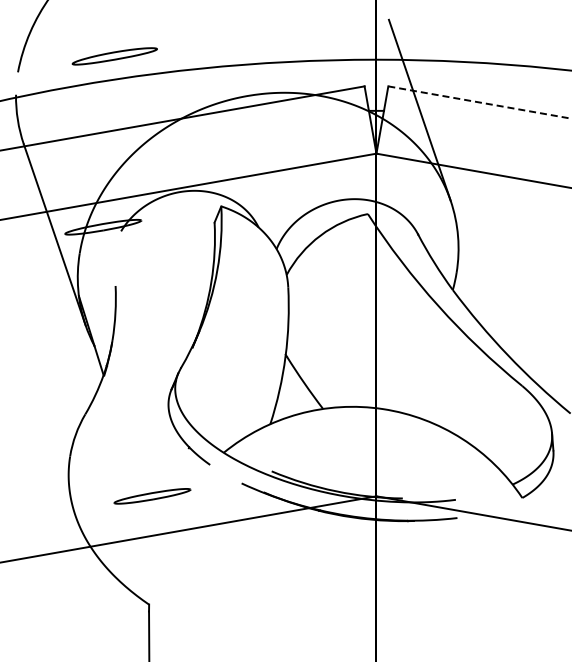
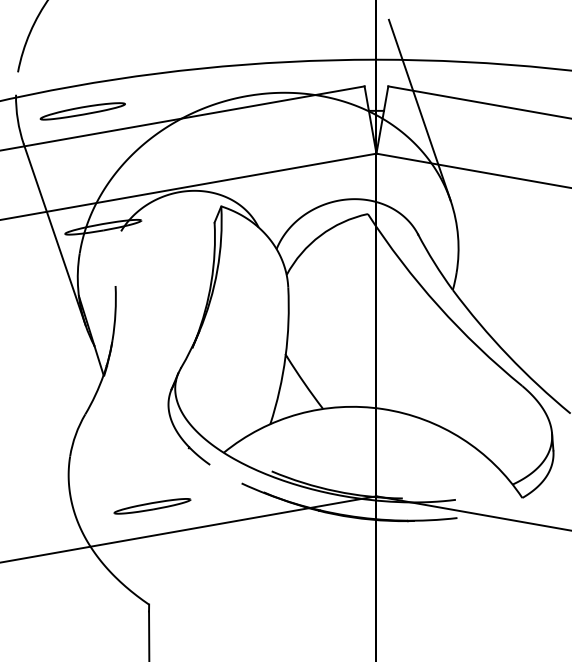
part position: (114, 56) -> (82, 111) (82, 111)
line: dashed -> solid (479, 102)
part position: (152, 496) -> (152, 506) (152, 506)
